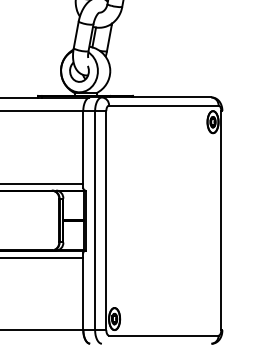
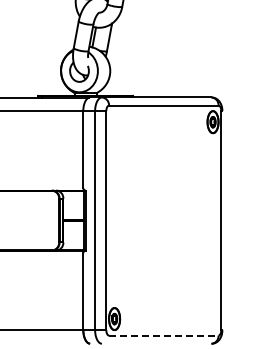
line: present -> none (42, 183)
line: present -> none (42, 257)
line: solid -> dashed (163, 335)
